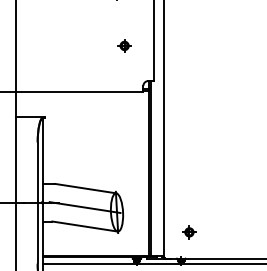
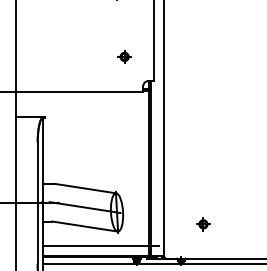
part position: (124, 45) -> (124, 56) (124, 56)
part position: (189, 232) -> (203, 224) (203, 224)
line: none -> present (100, 245)
